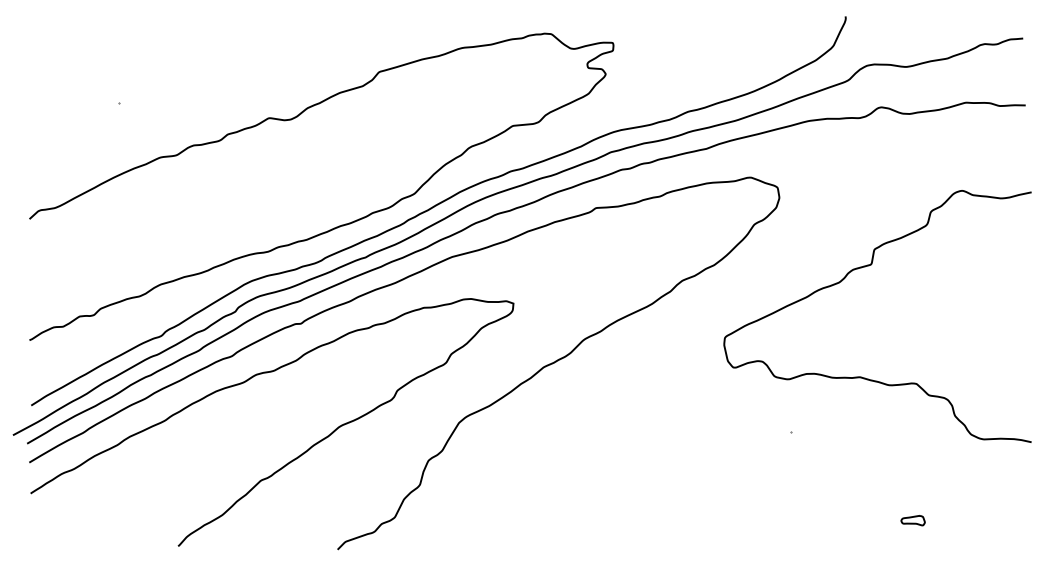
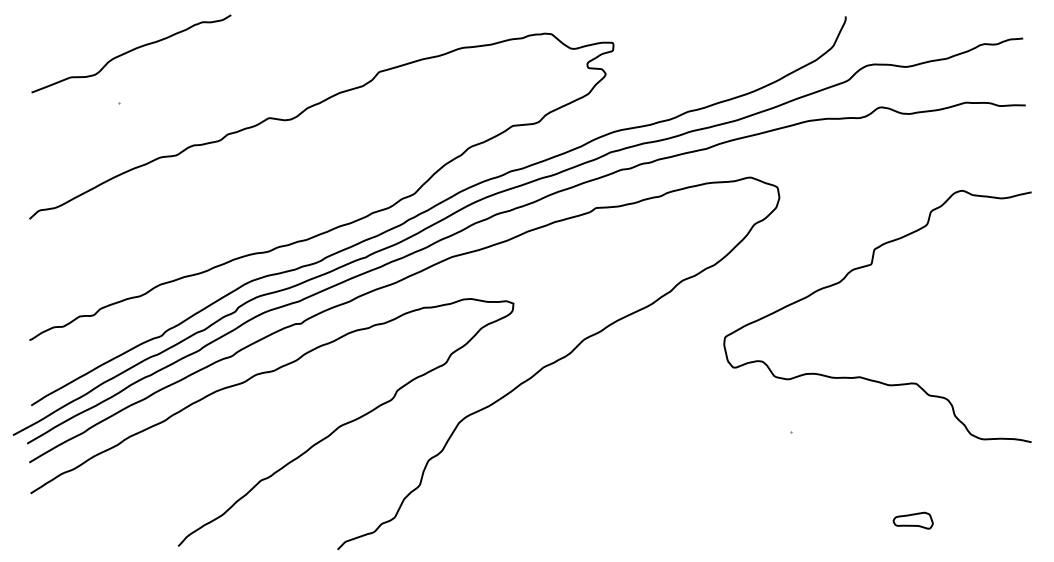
curve: none -> present (131, 51)
part size: 26x12 px -> 42x19 px (912, 520)
